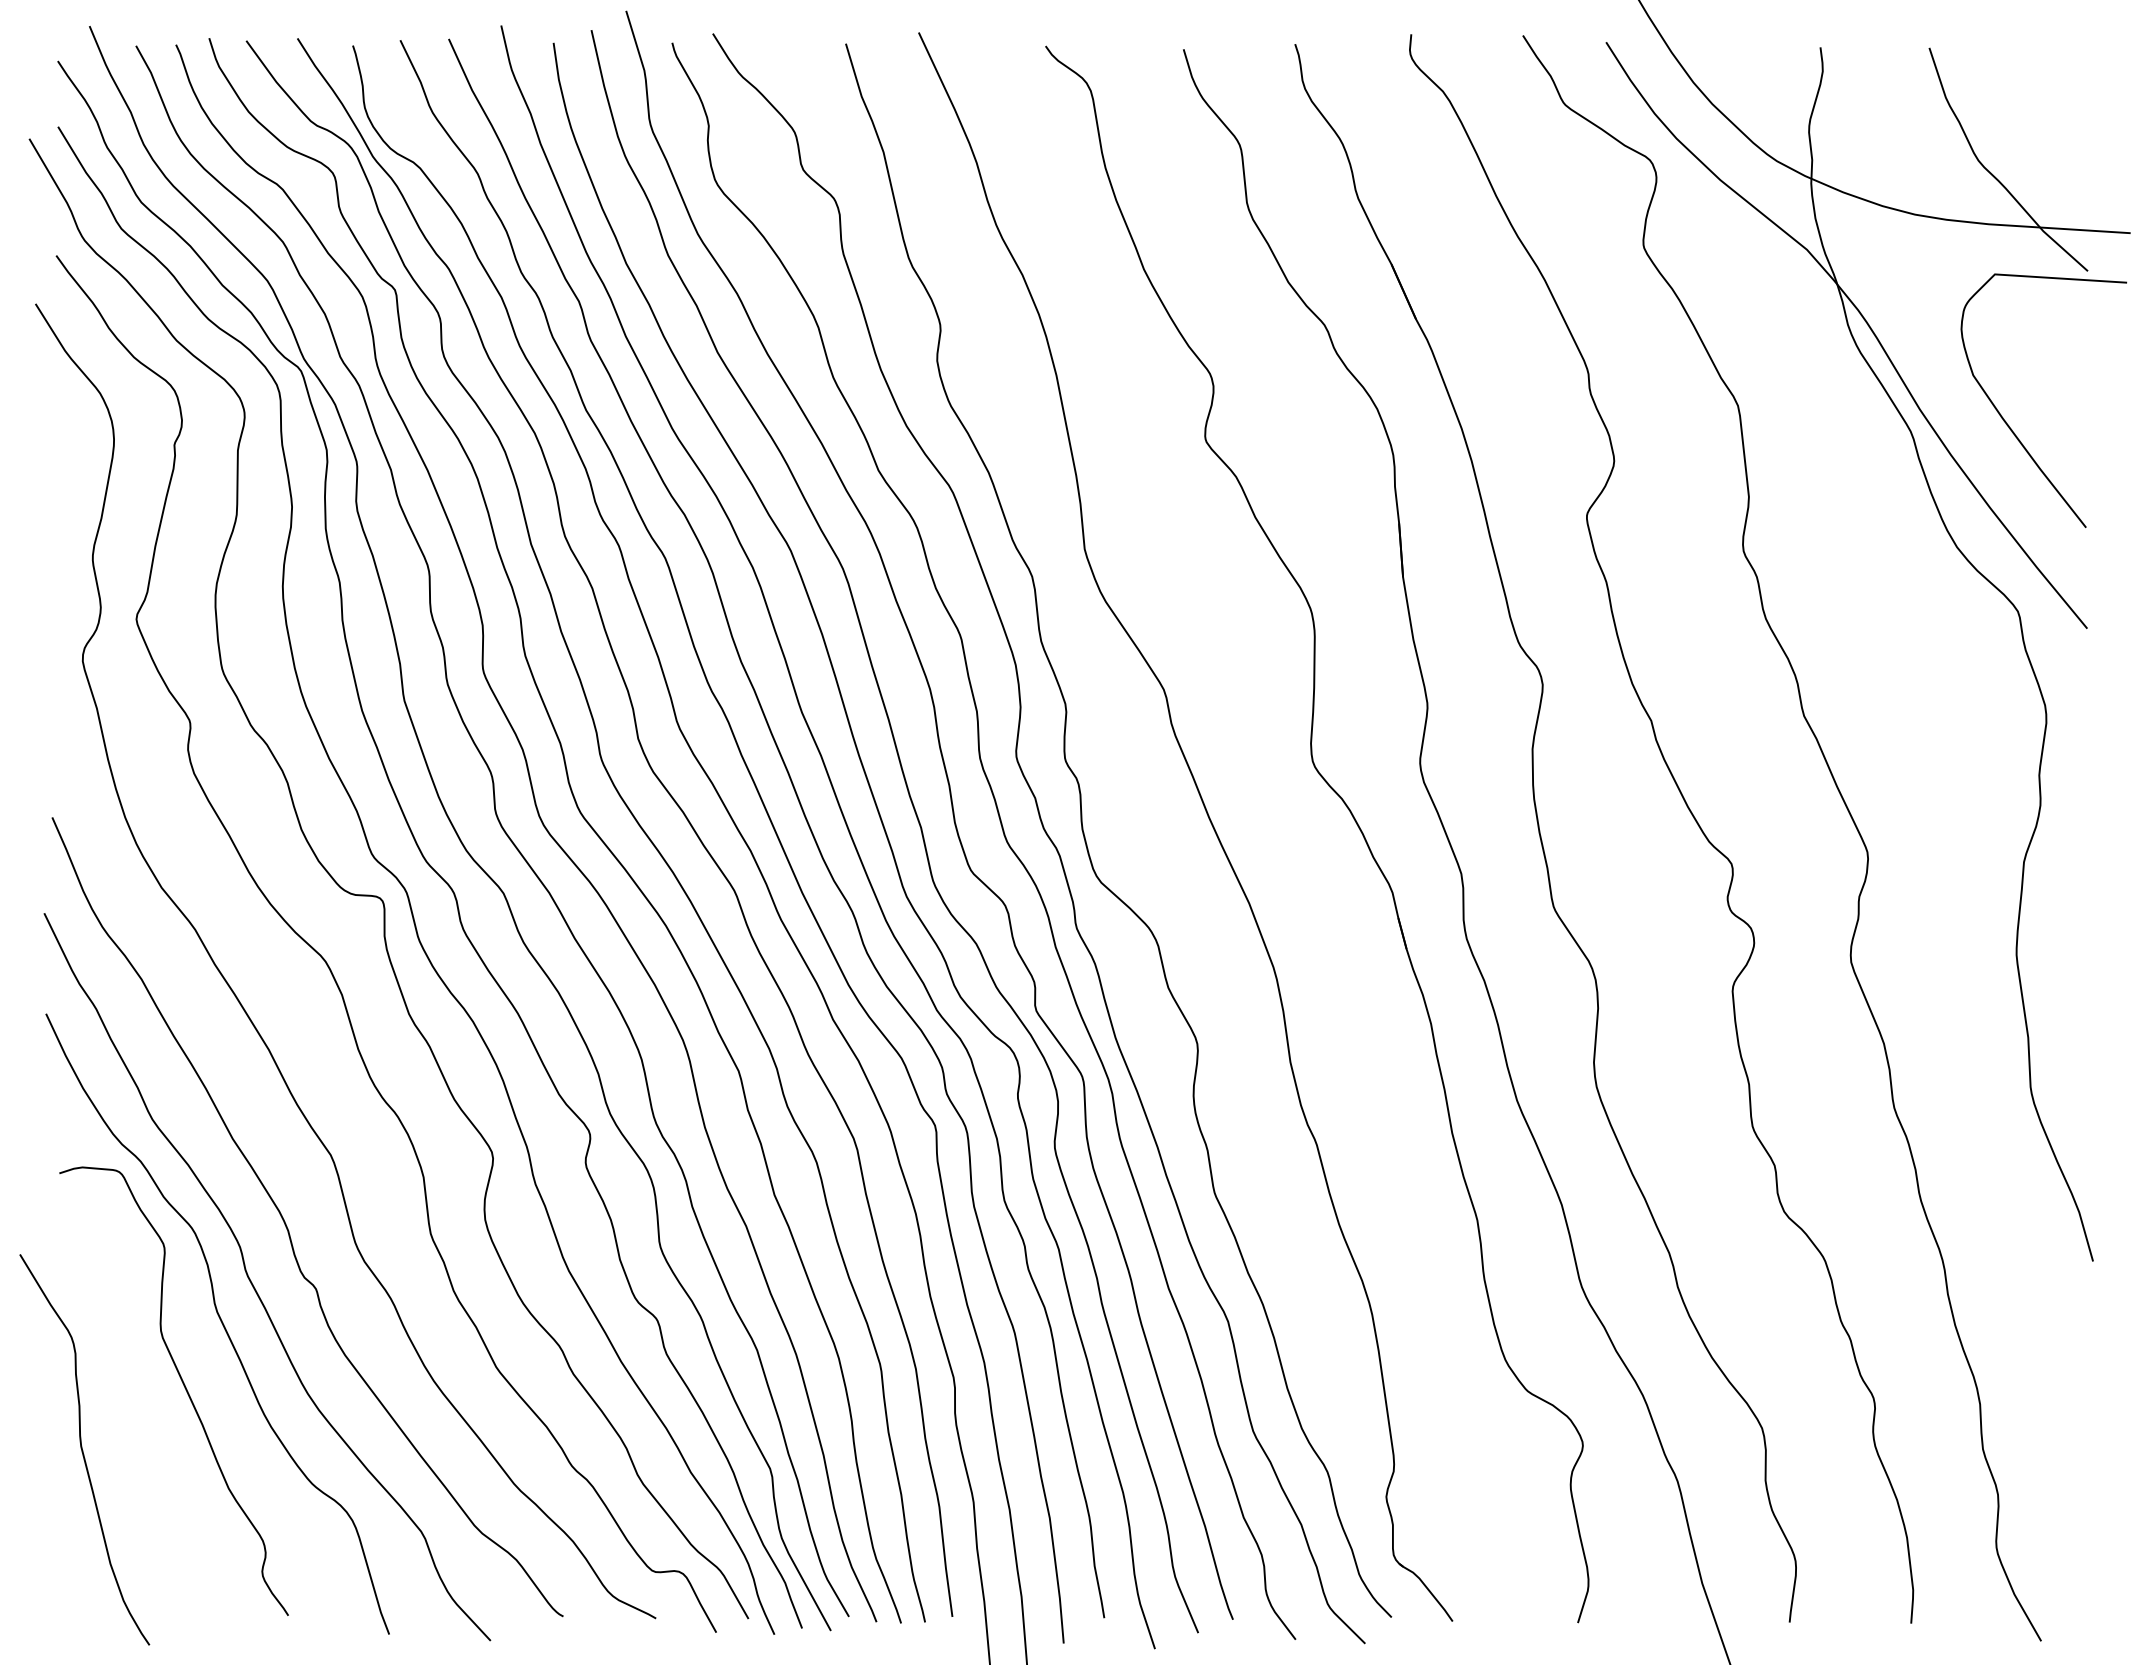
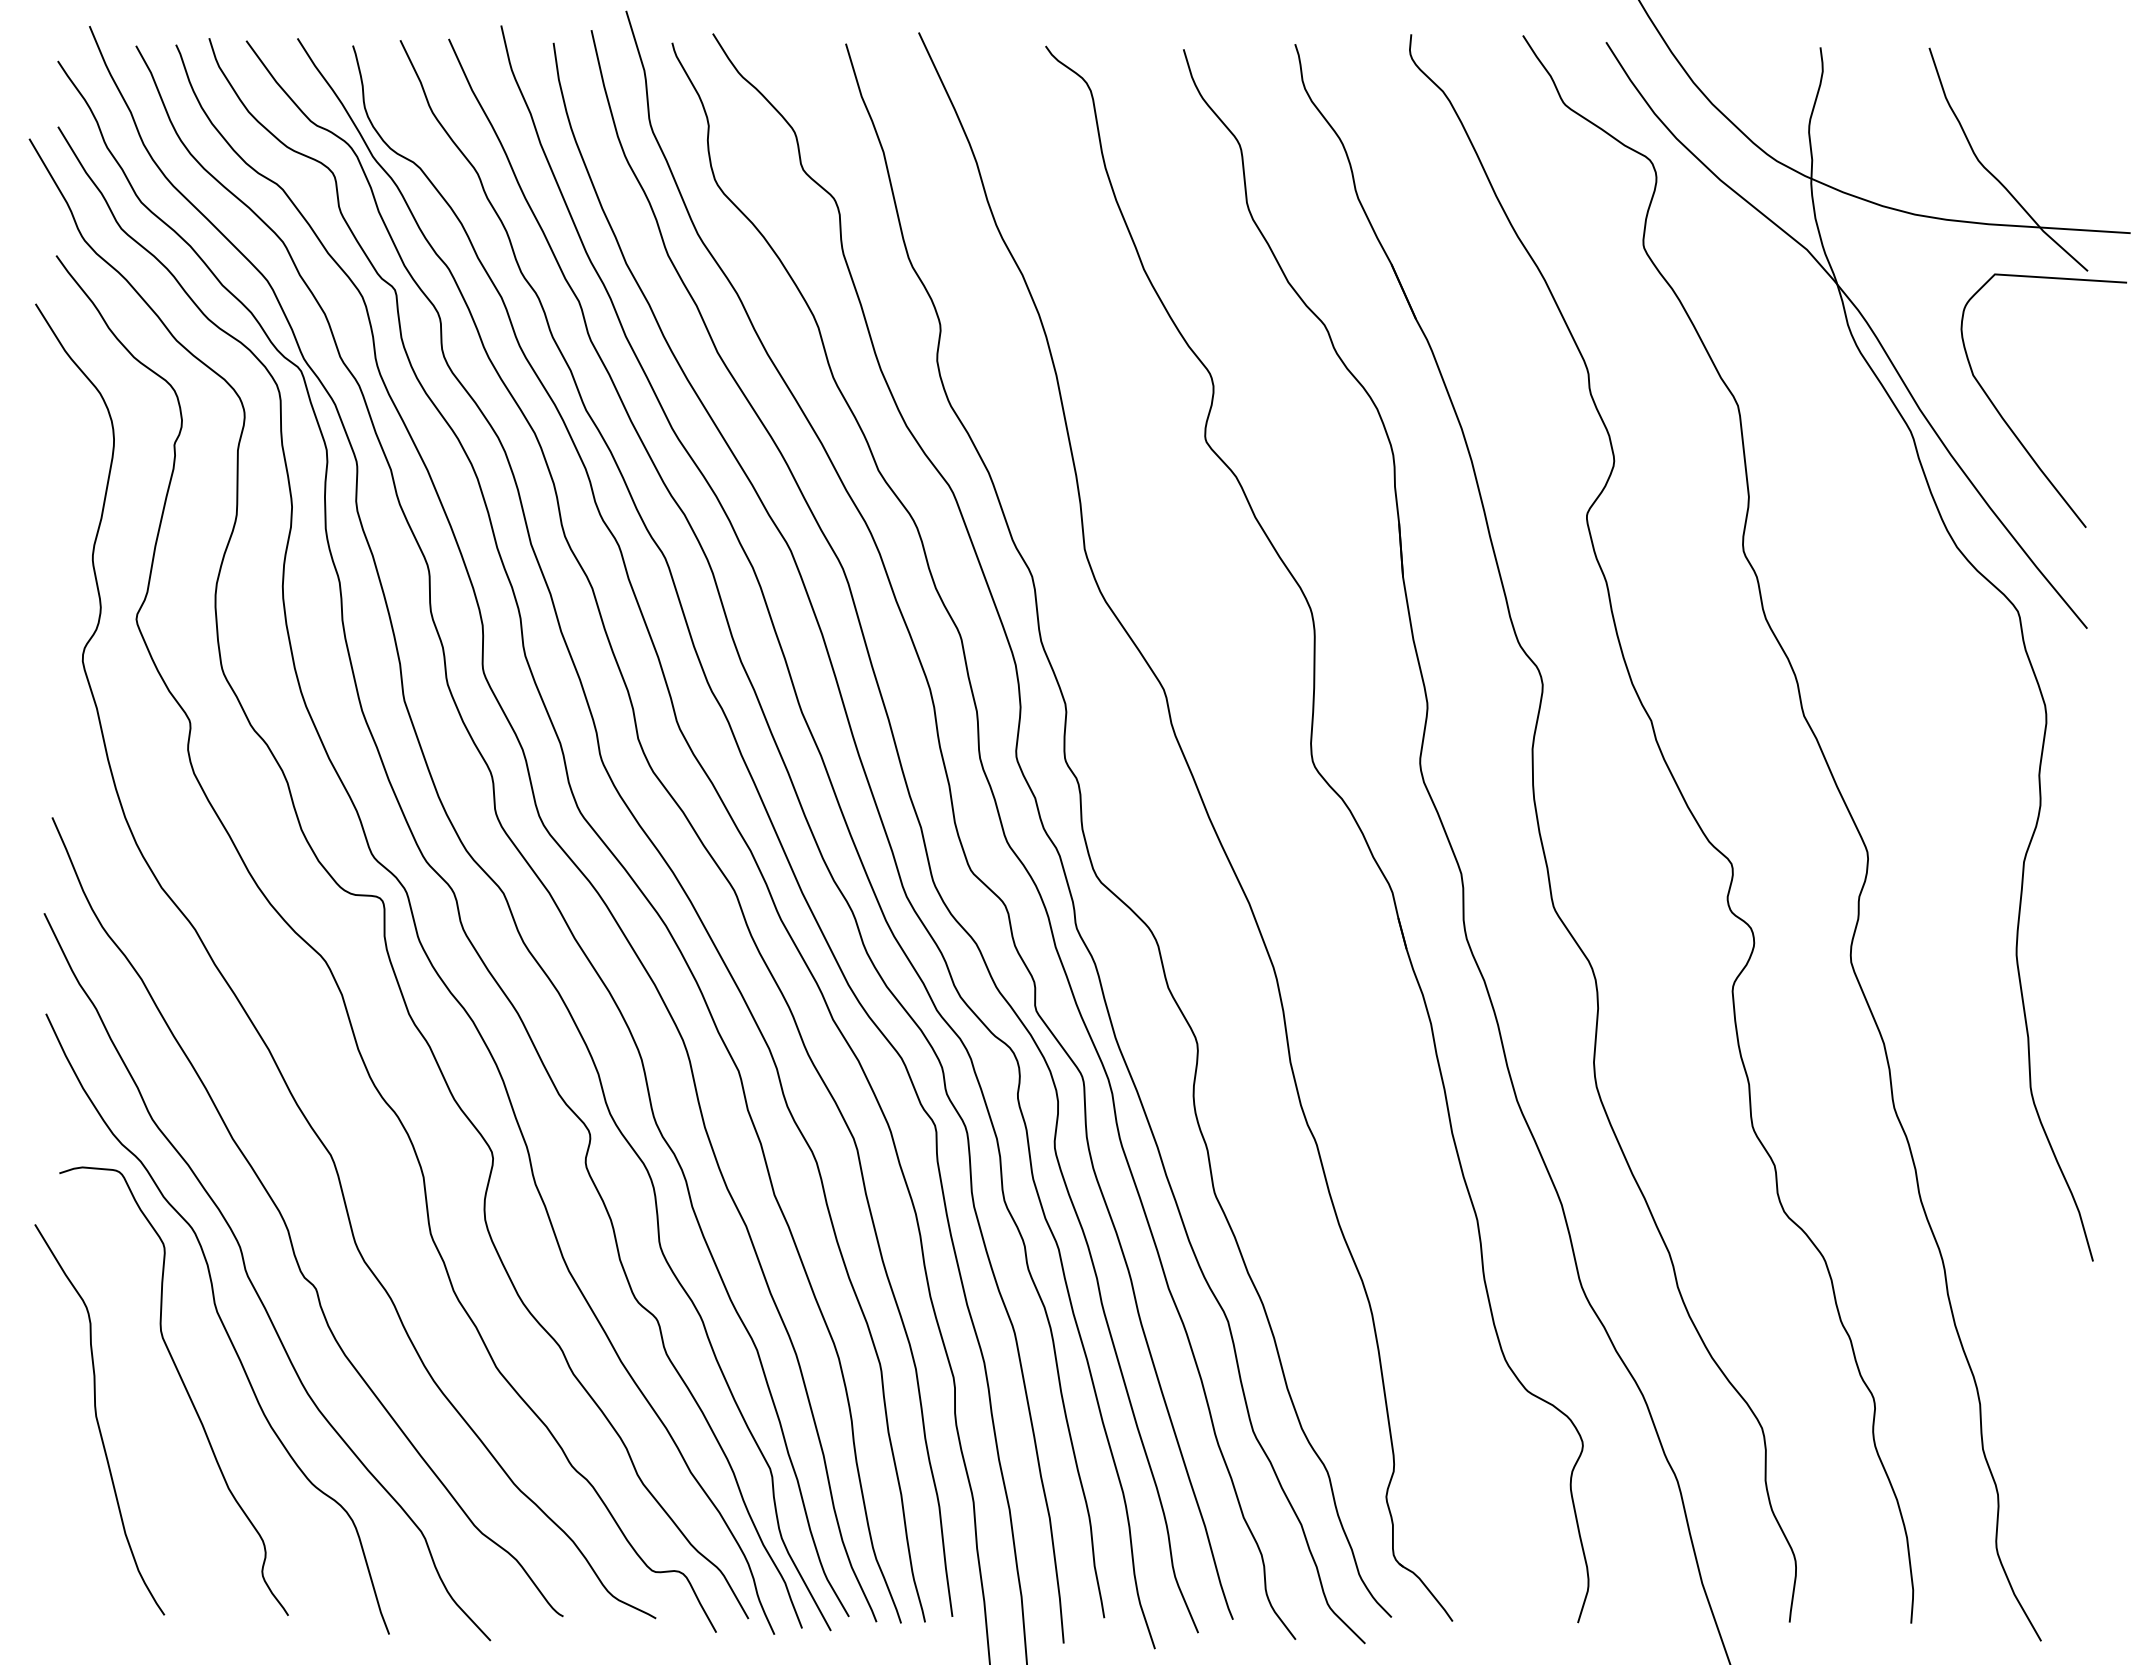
curve position: (83, 1450) -> (98, 1420) (98, 1420)
